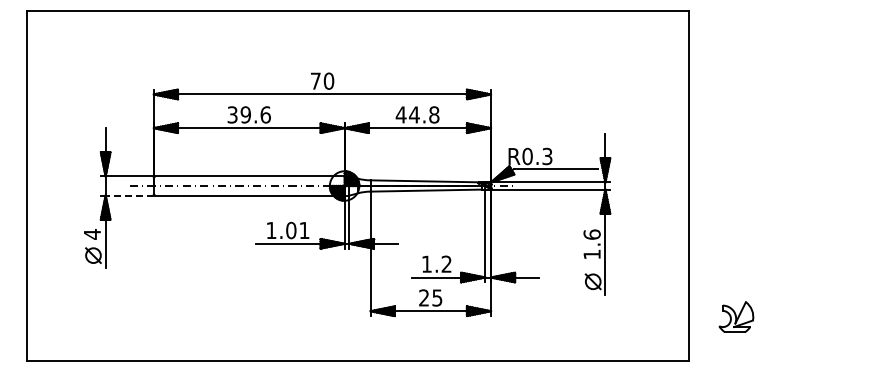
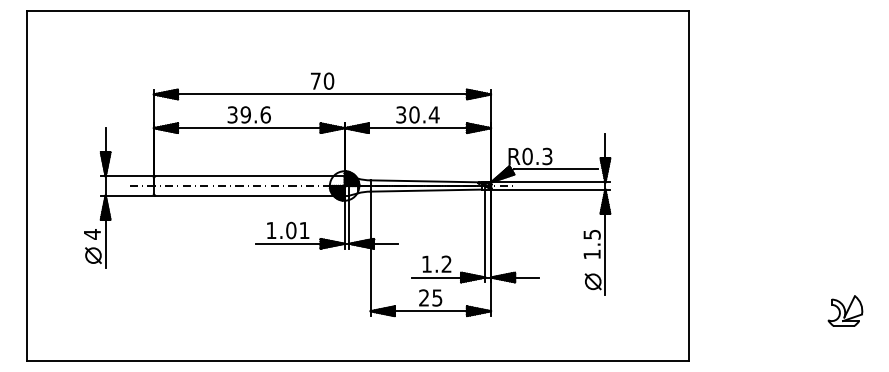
text: 44.8 -> 30.4 (417, 114)
line: dashed -> solid (129, 195)
text: 1.6 -> 1.5 (591, 234)
part position: (736, 316) -> (845, 310) (845, 310)
